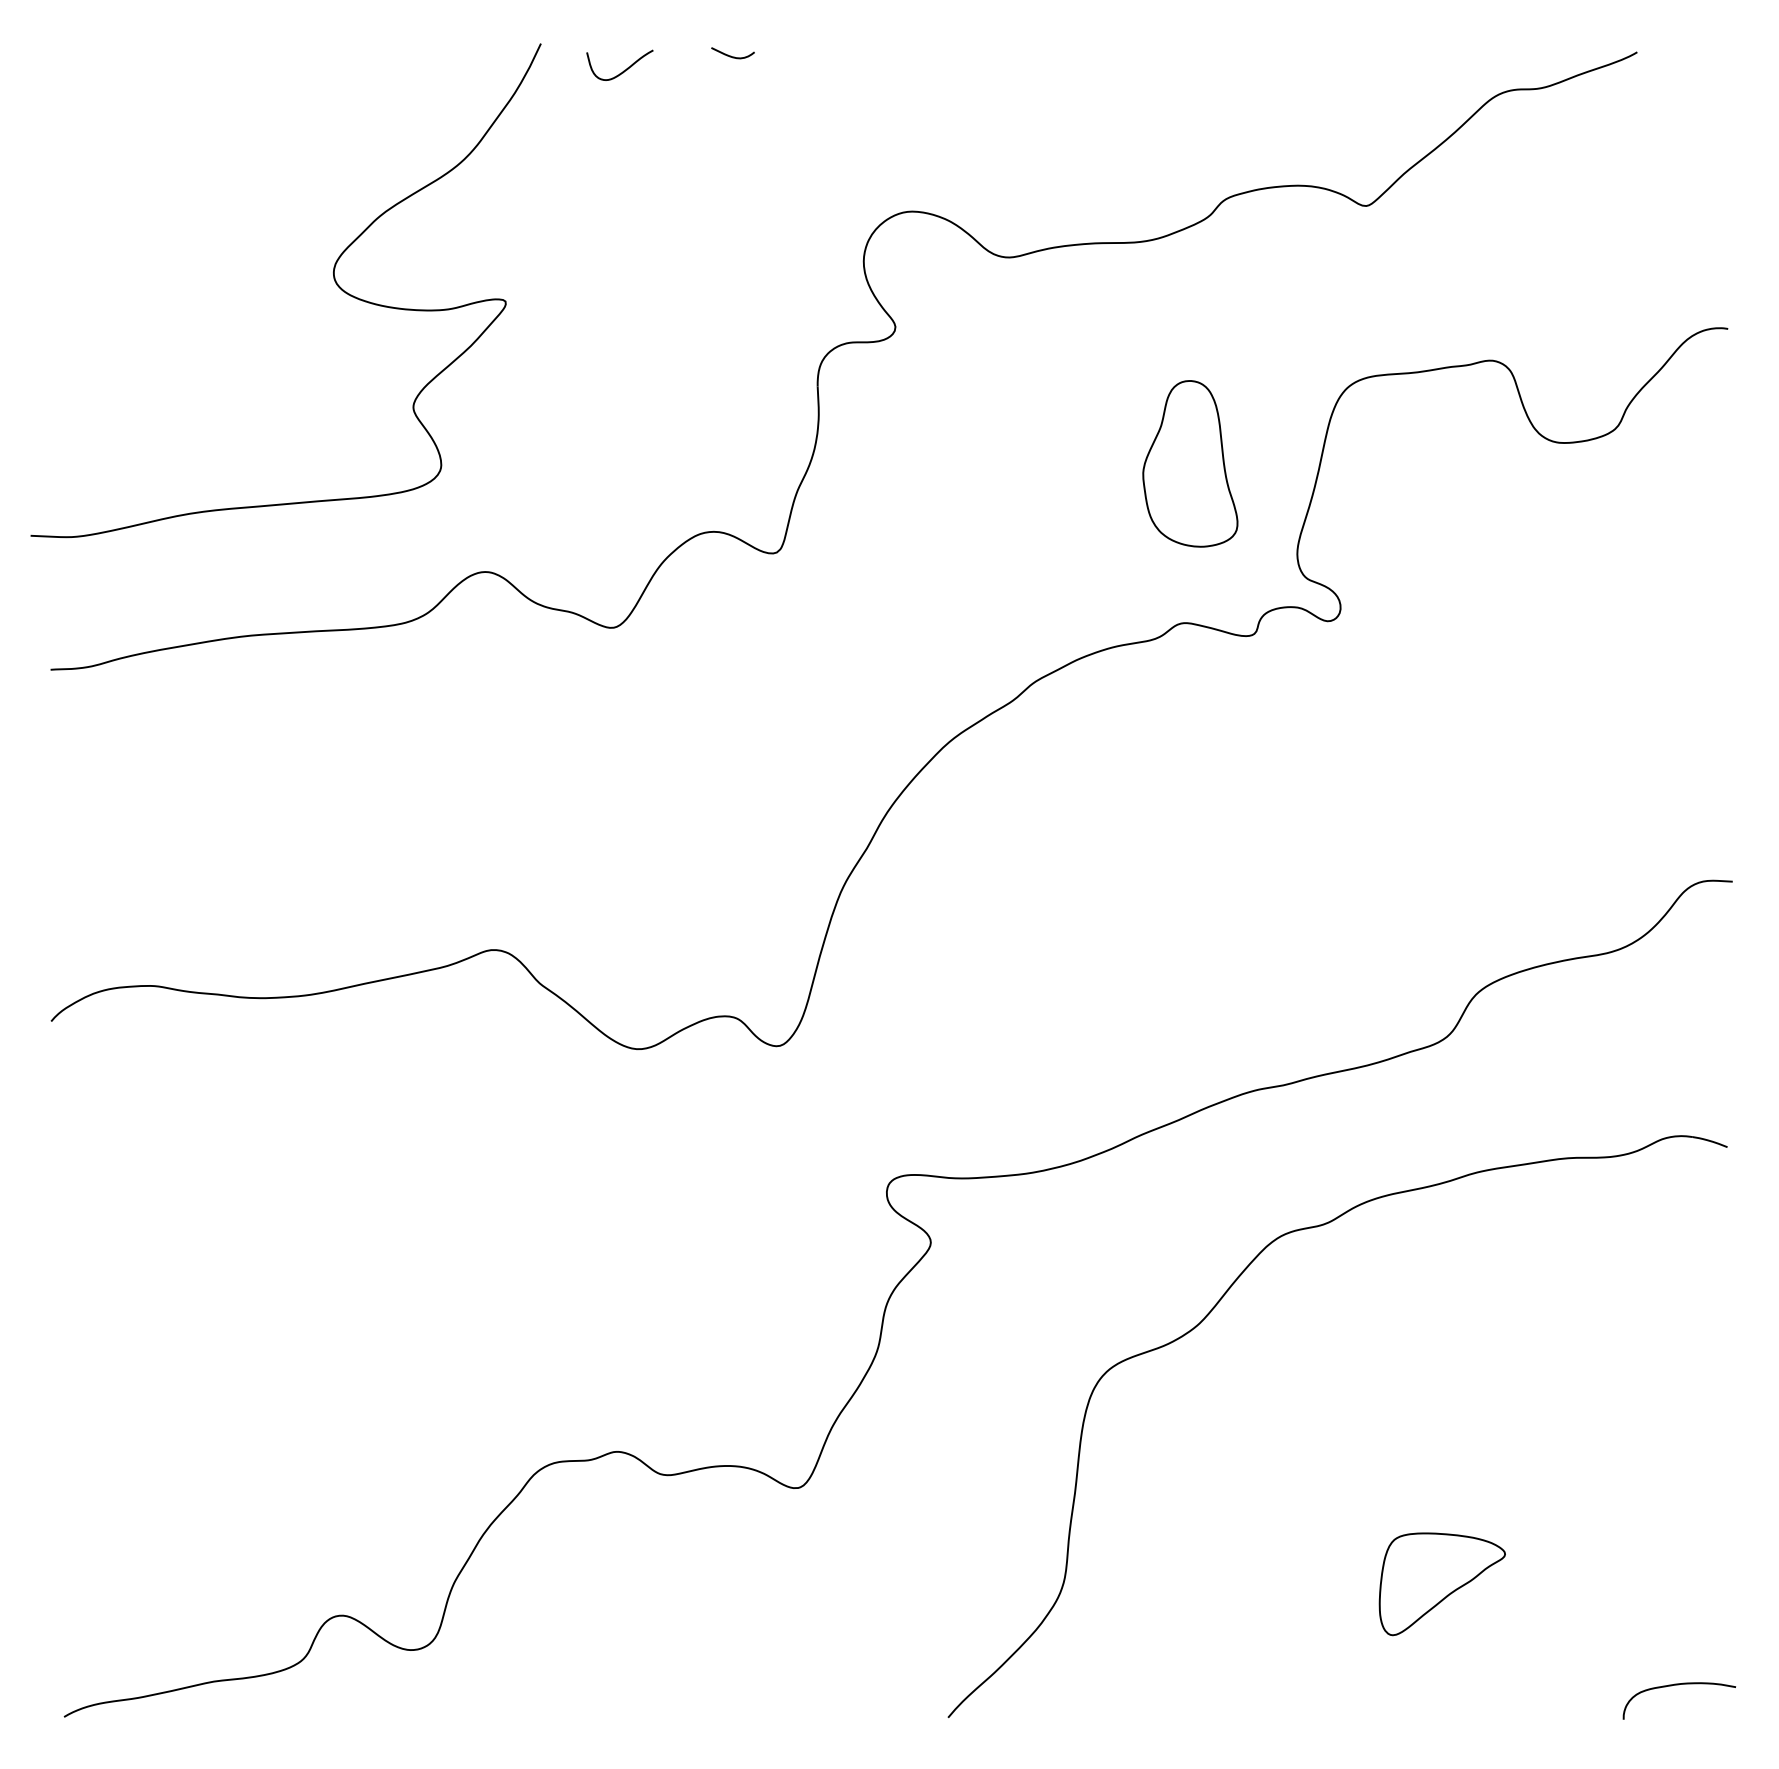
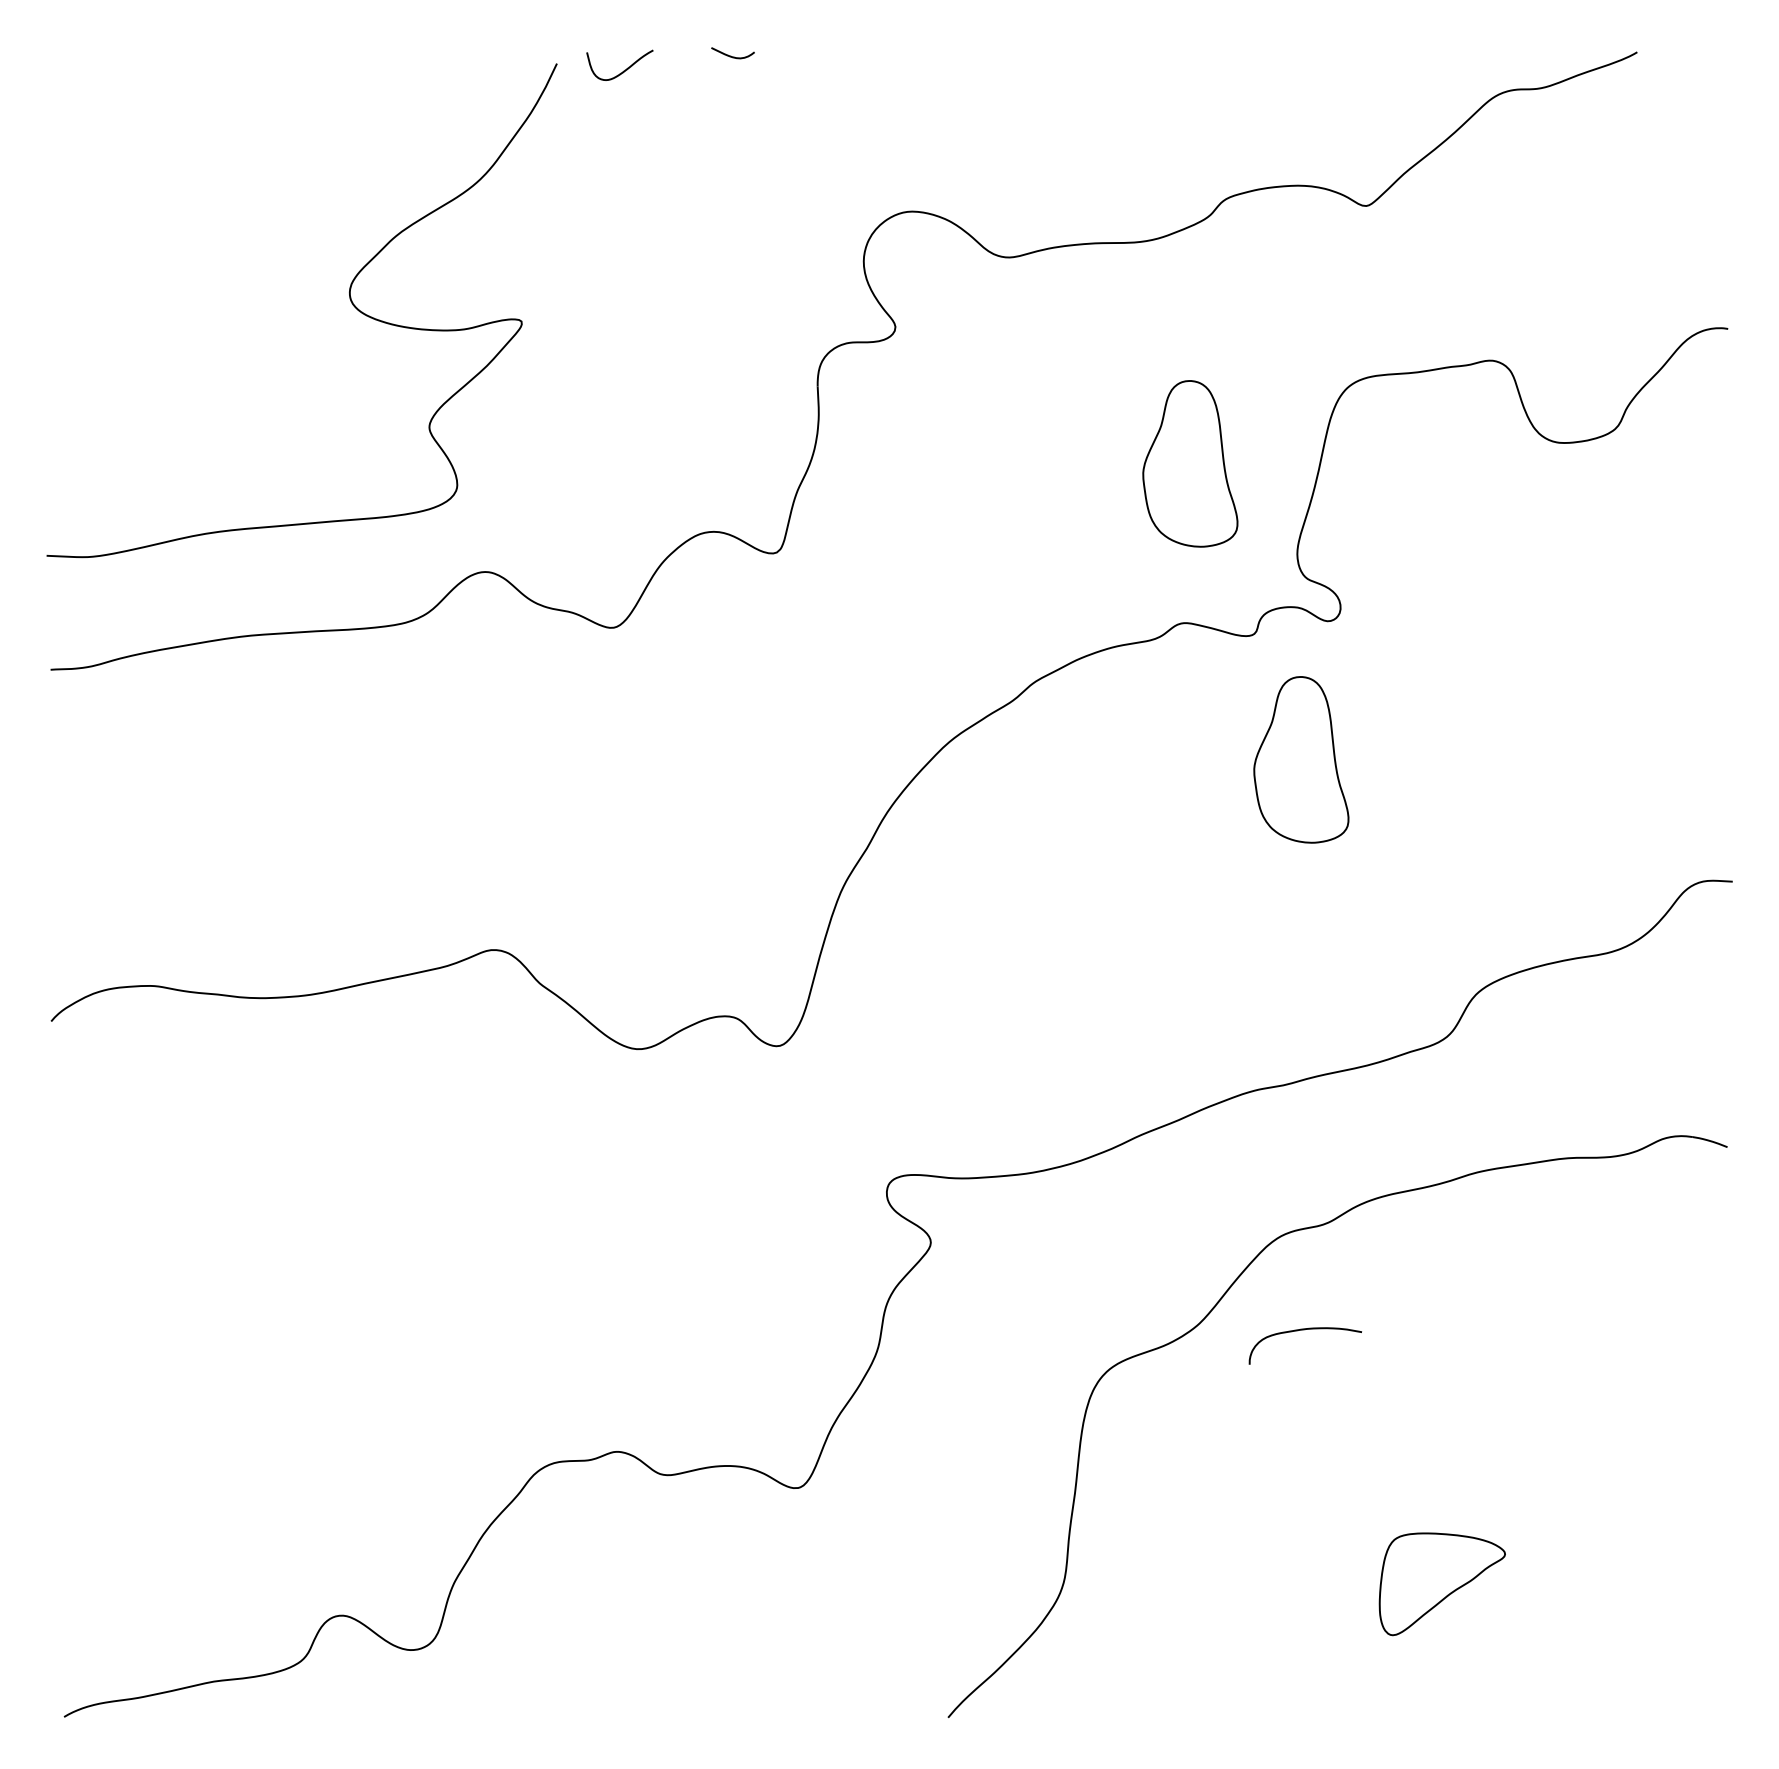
curve position: (333, 279) -> (349, 299) (349, 299)
part: none -> present (1301, 759)
curve position: (1678, 1685) -> (1304, 1330) (1304, 1330)
